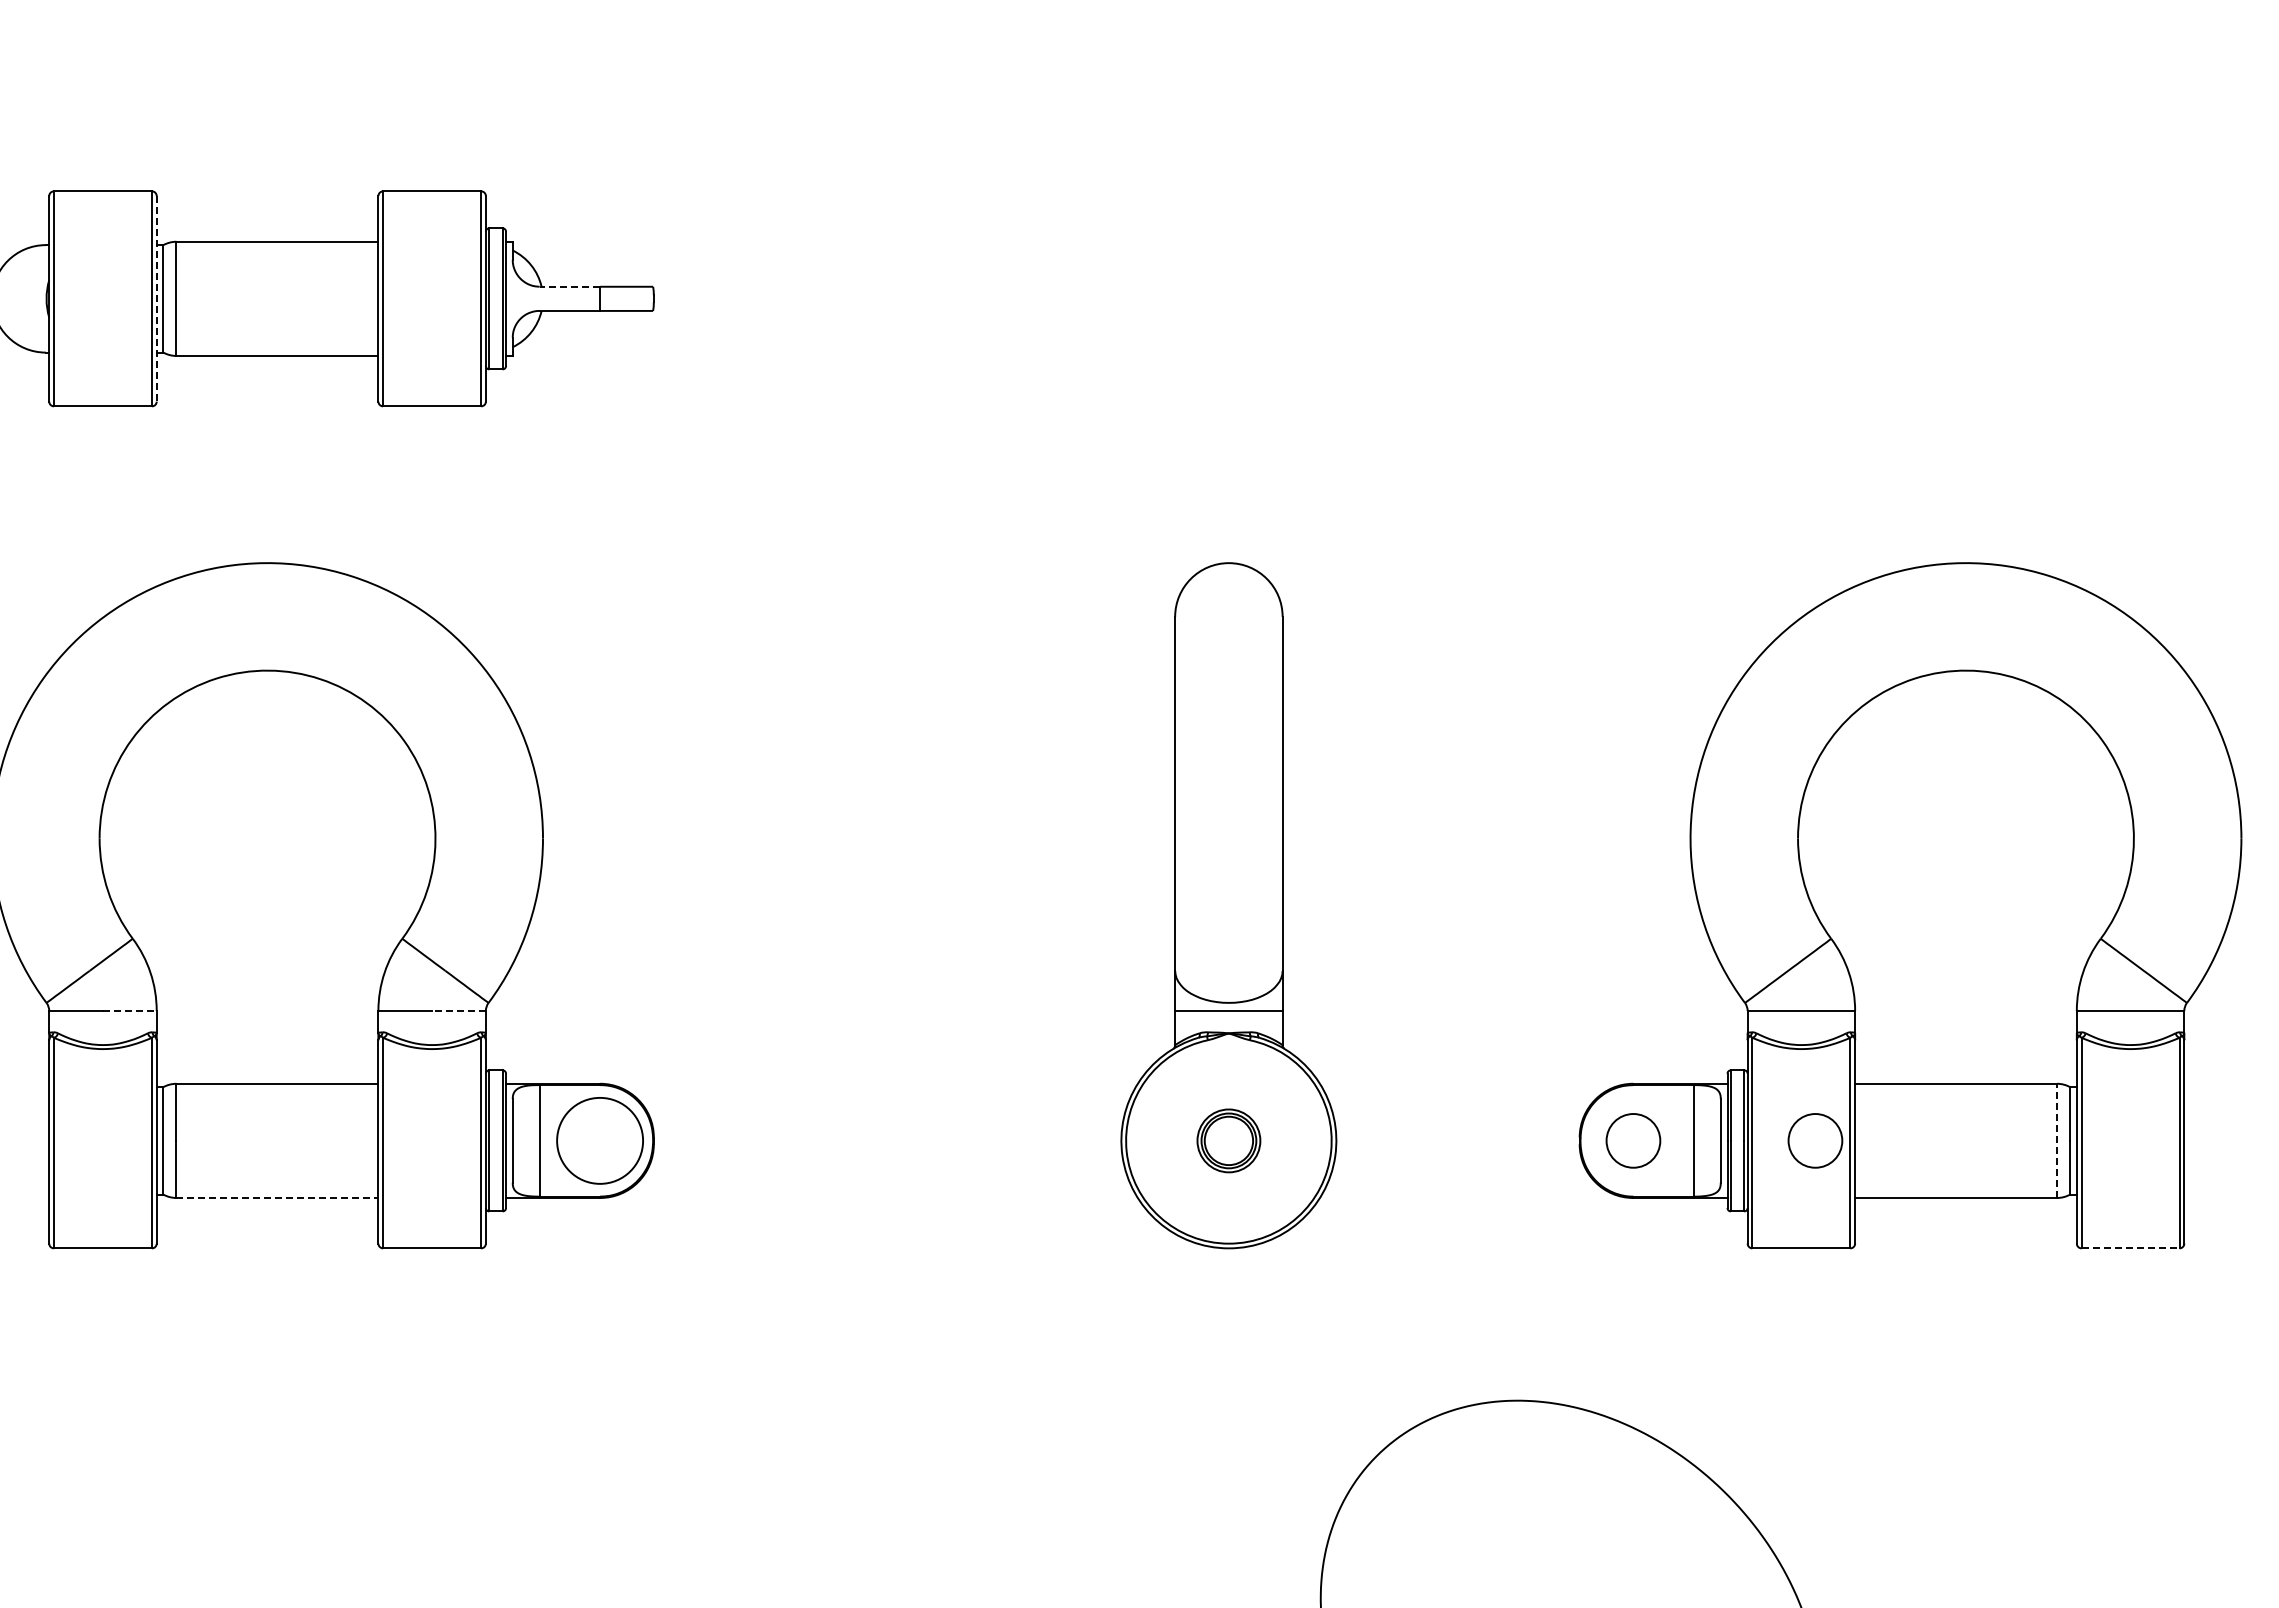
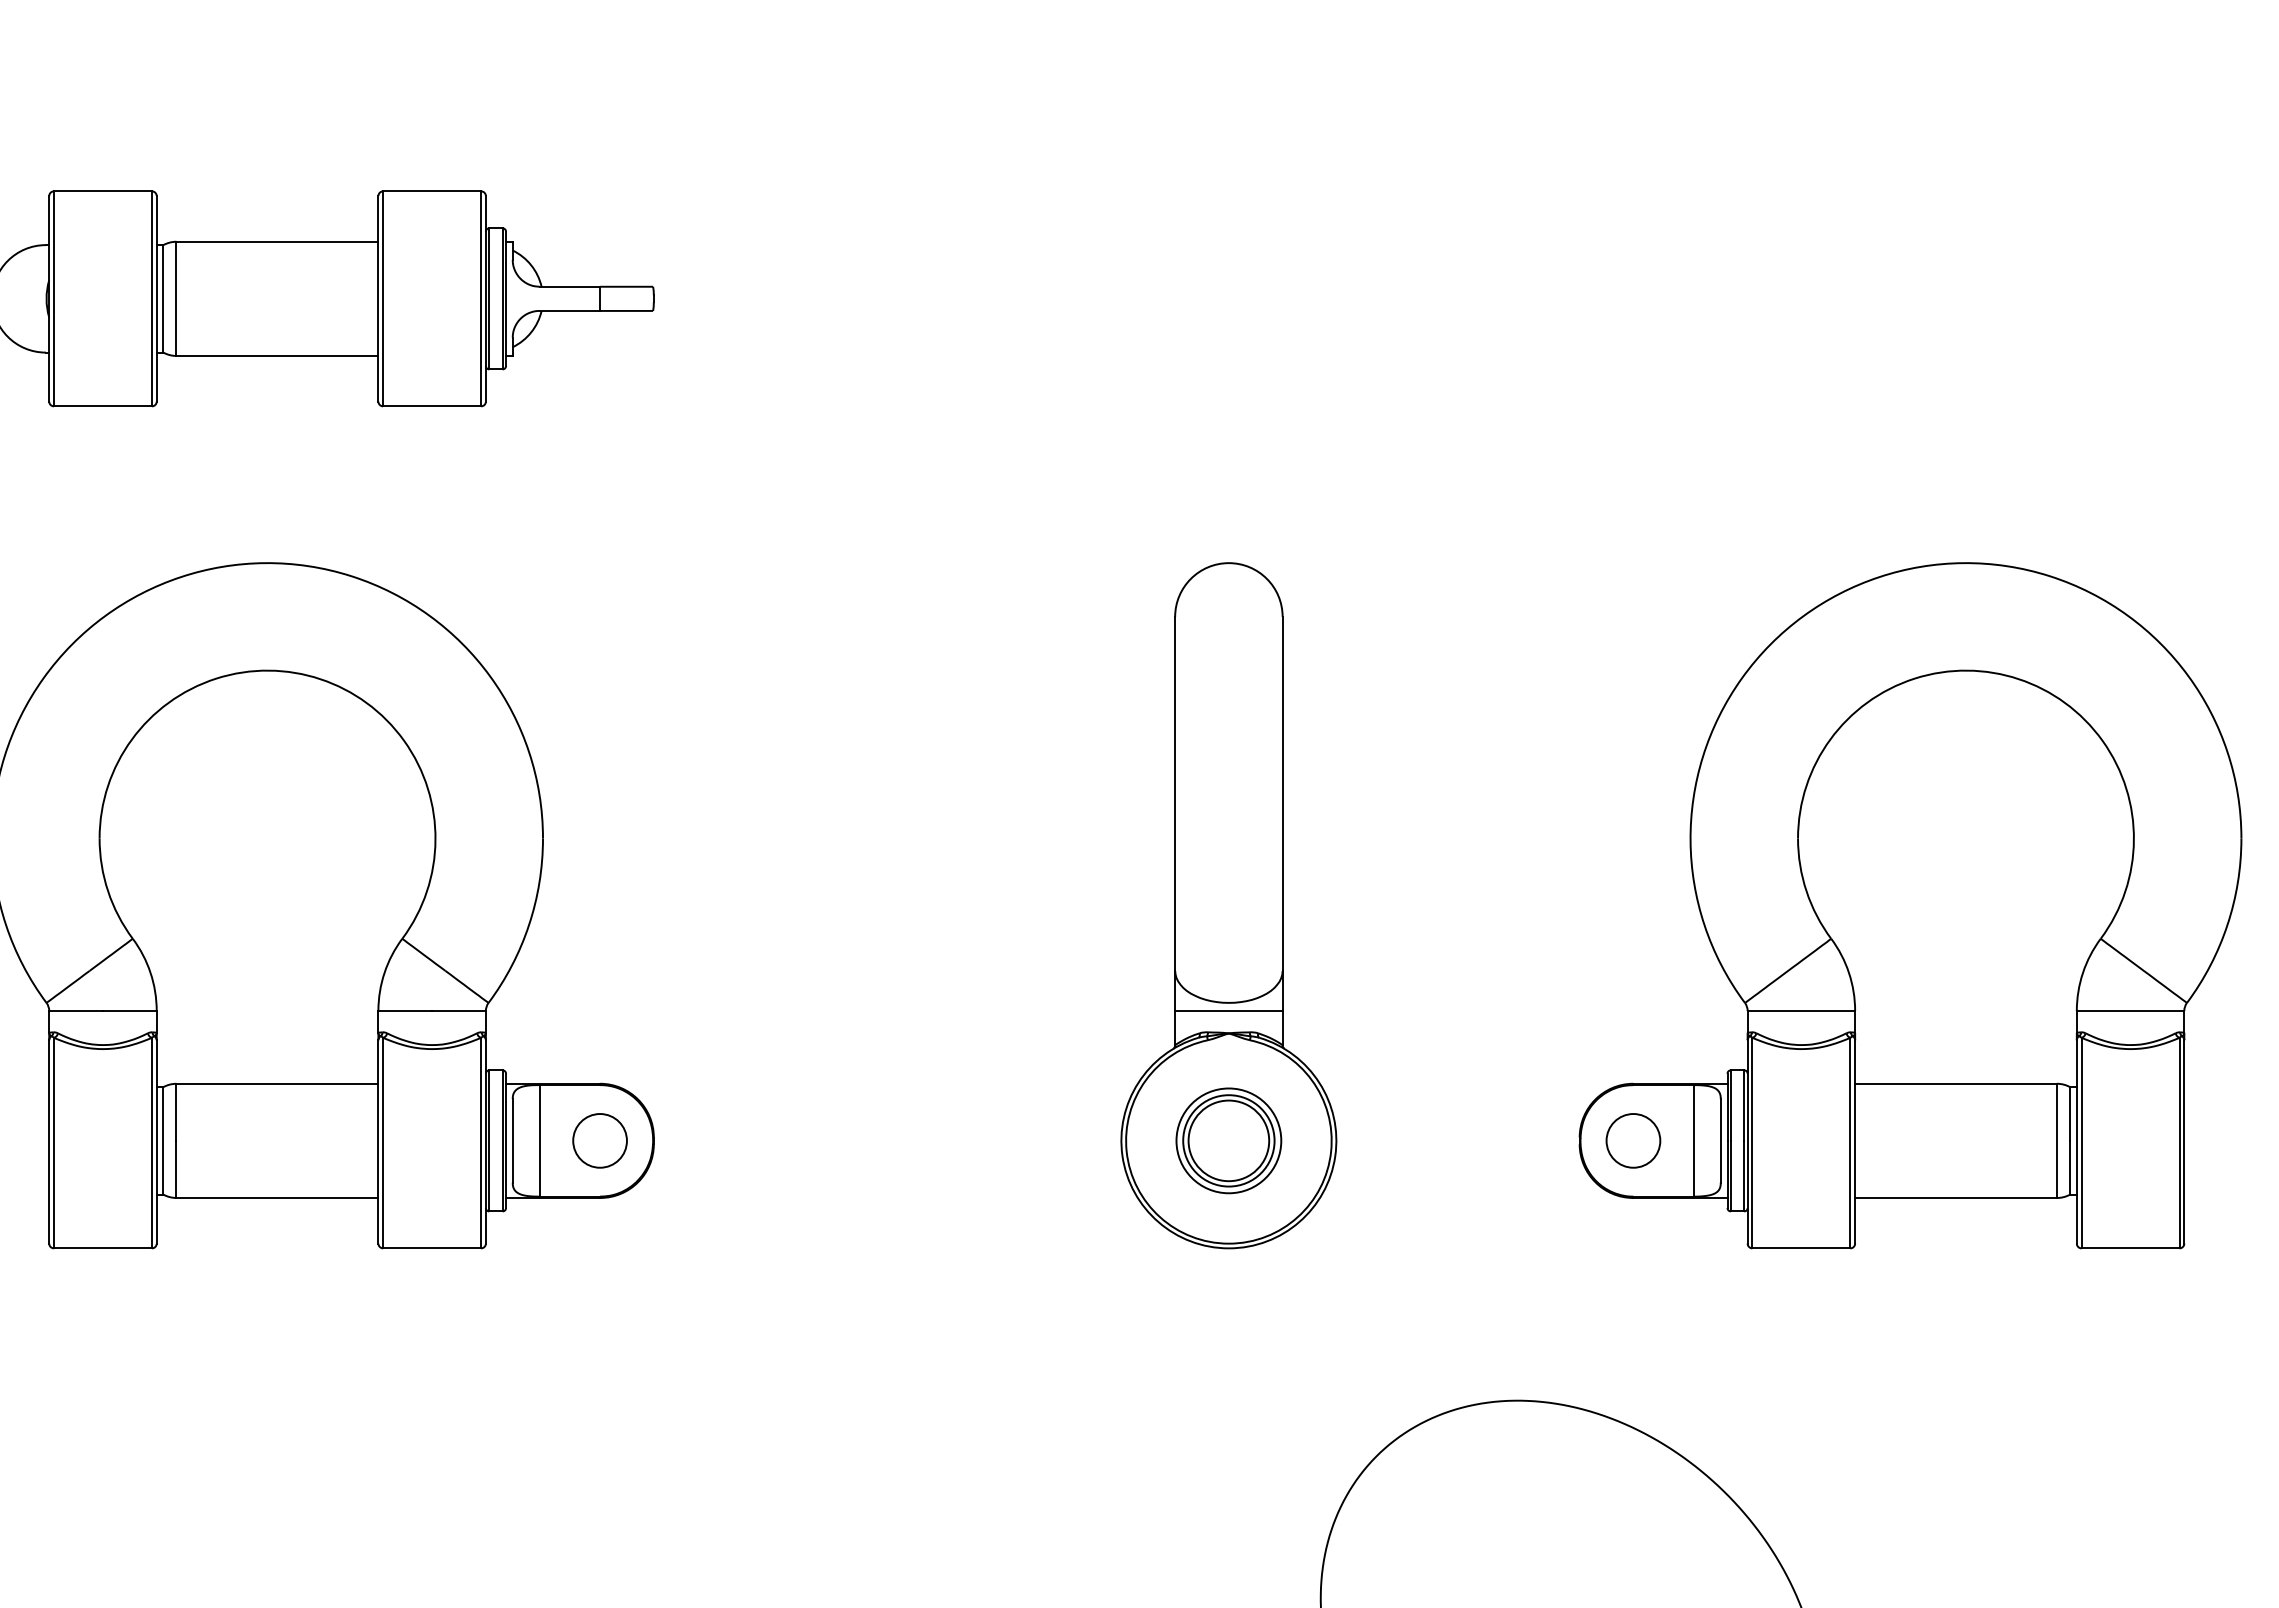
line: dashed -> solid (569, 286)
line: dashed -> solid (156, 298)
line: dashed -> solid (129, 1010)
line: dashed -> solid (459, 1010)
circle diameter: 86 px -> 54 px (599, 1140)
part size: 66x66 px -> 108x108 px (1228, 1140)
circle: present -> none (1815, 1140)
line: dashed -> solid (2057, 1140)
line: dashed -> solid (277, 1197)
line: dashed -> solid (2131, 1248)
